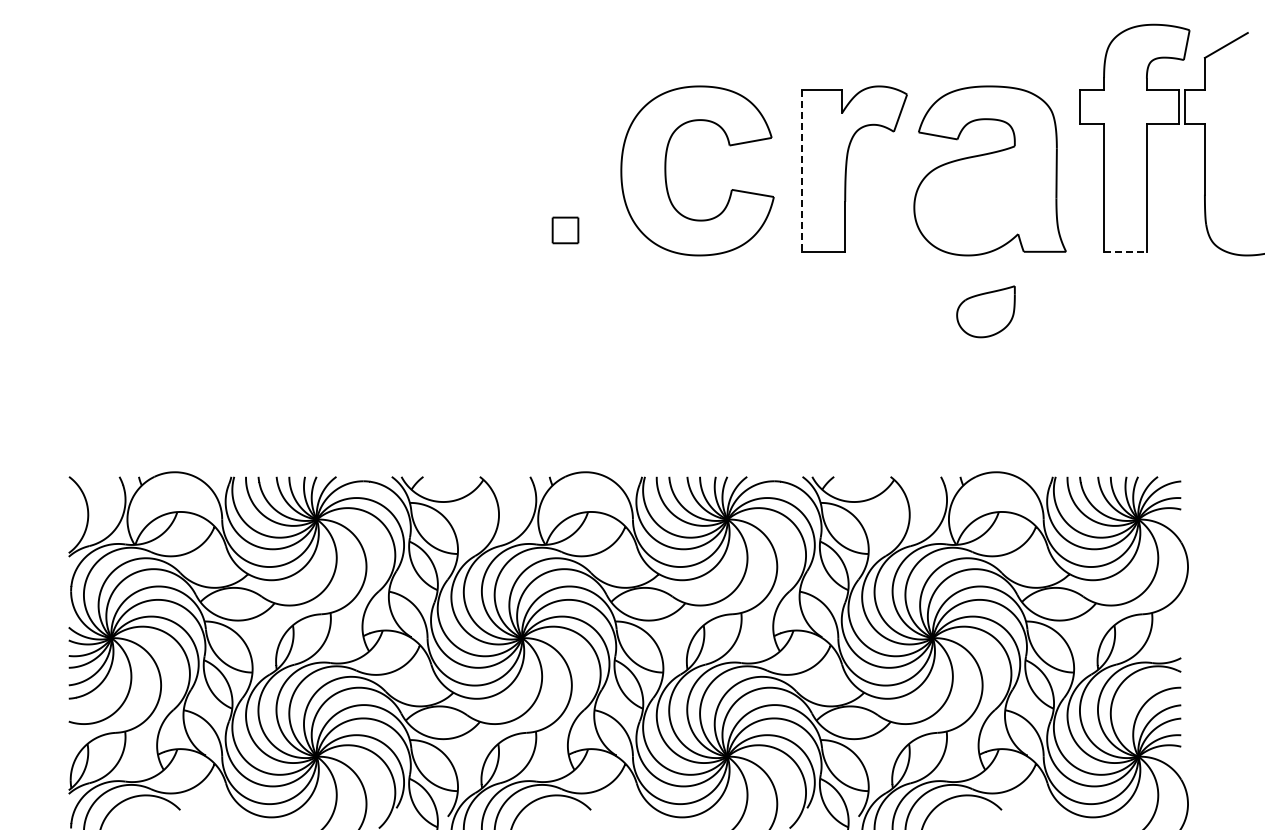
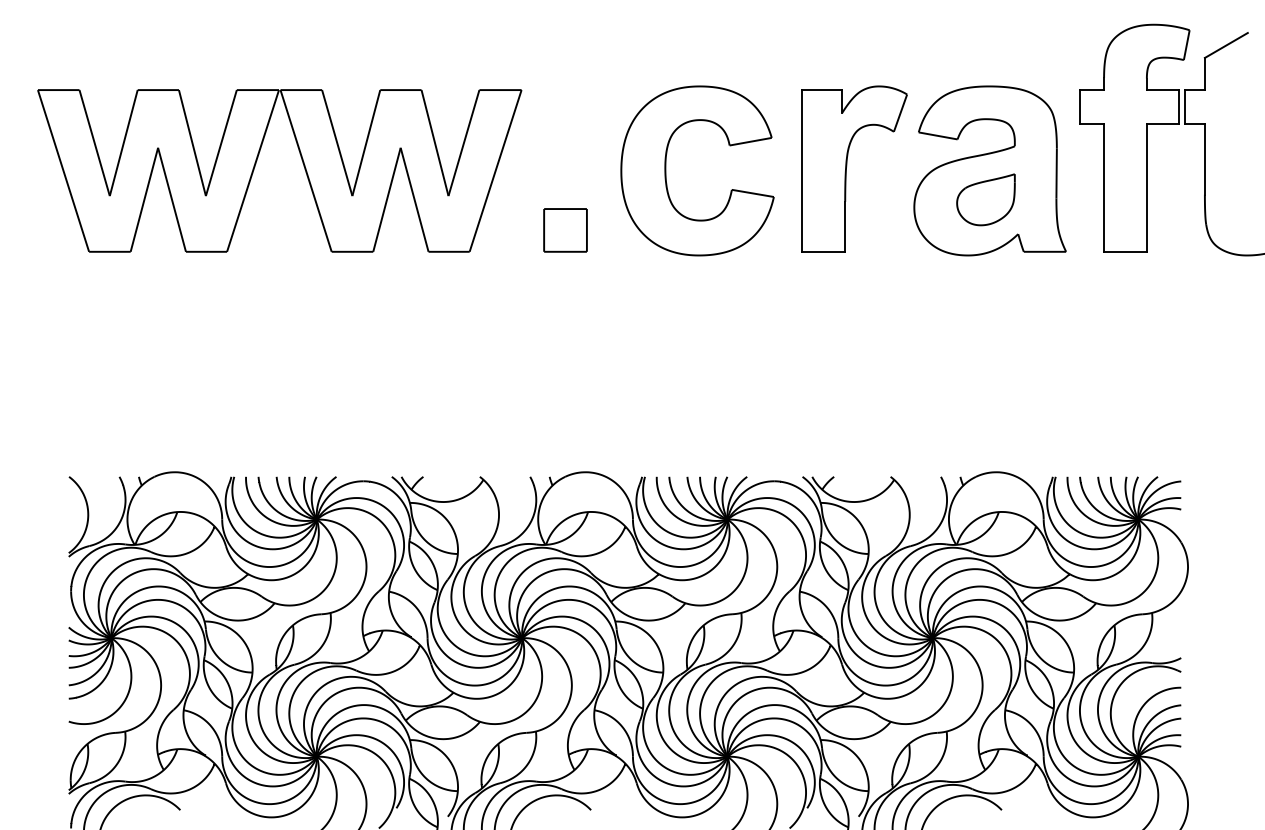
part: none -> present (256, 164)
line: dashed -> solid (802, 170)
part size: 29x29 px -> 45x45 px (565, 230)
line: dashed -> solid (1125, 251)
part position: (985, 311) -> (985, 199) (985, 199)
